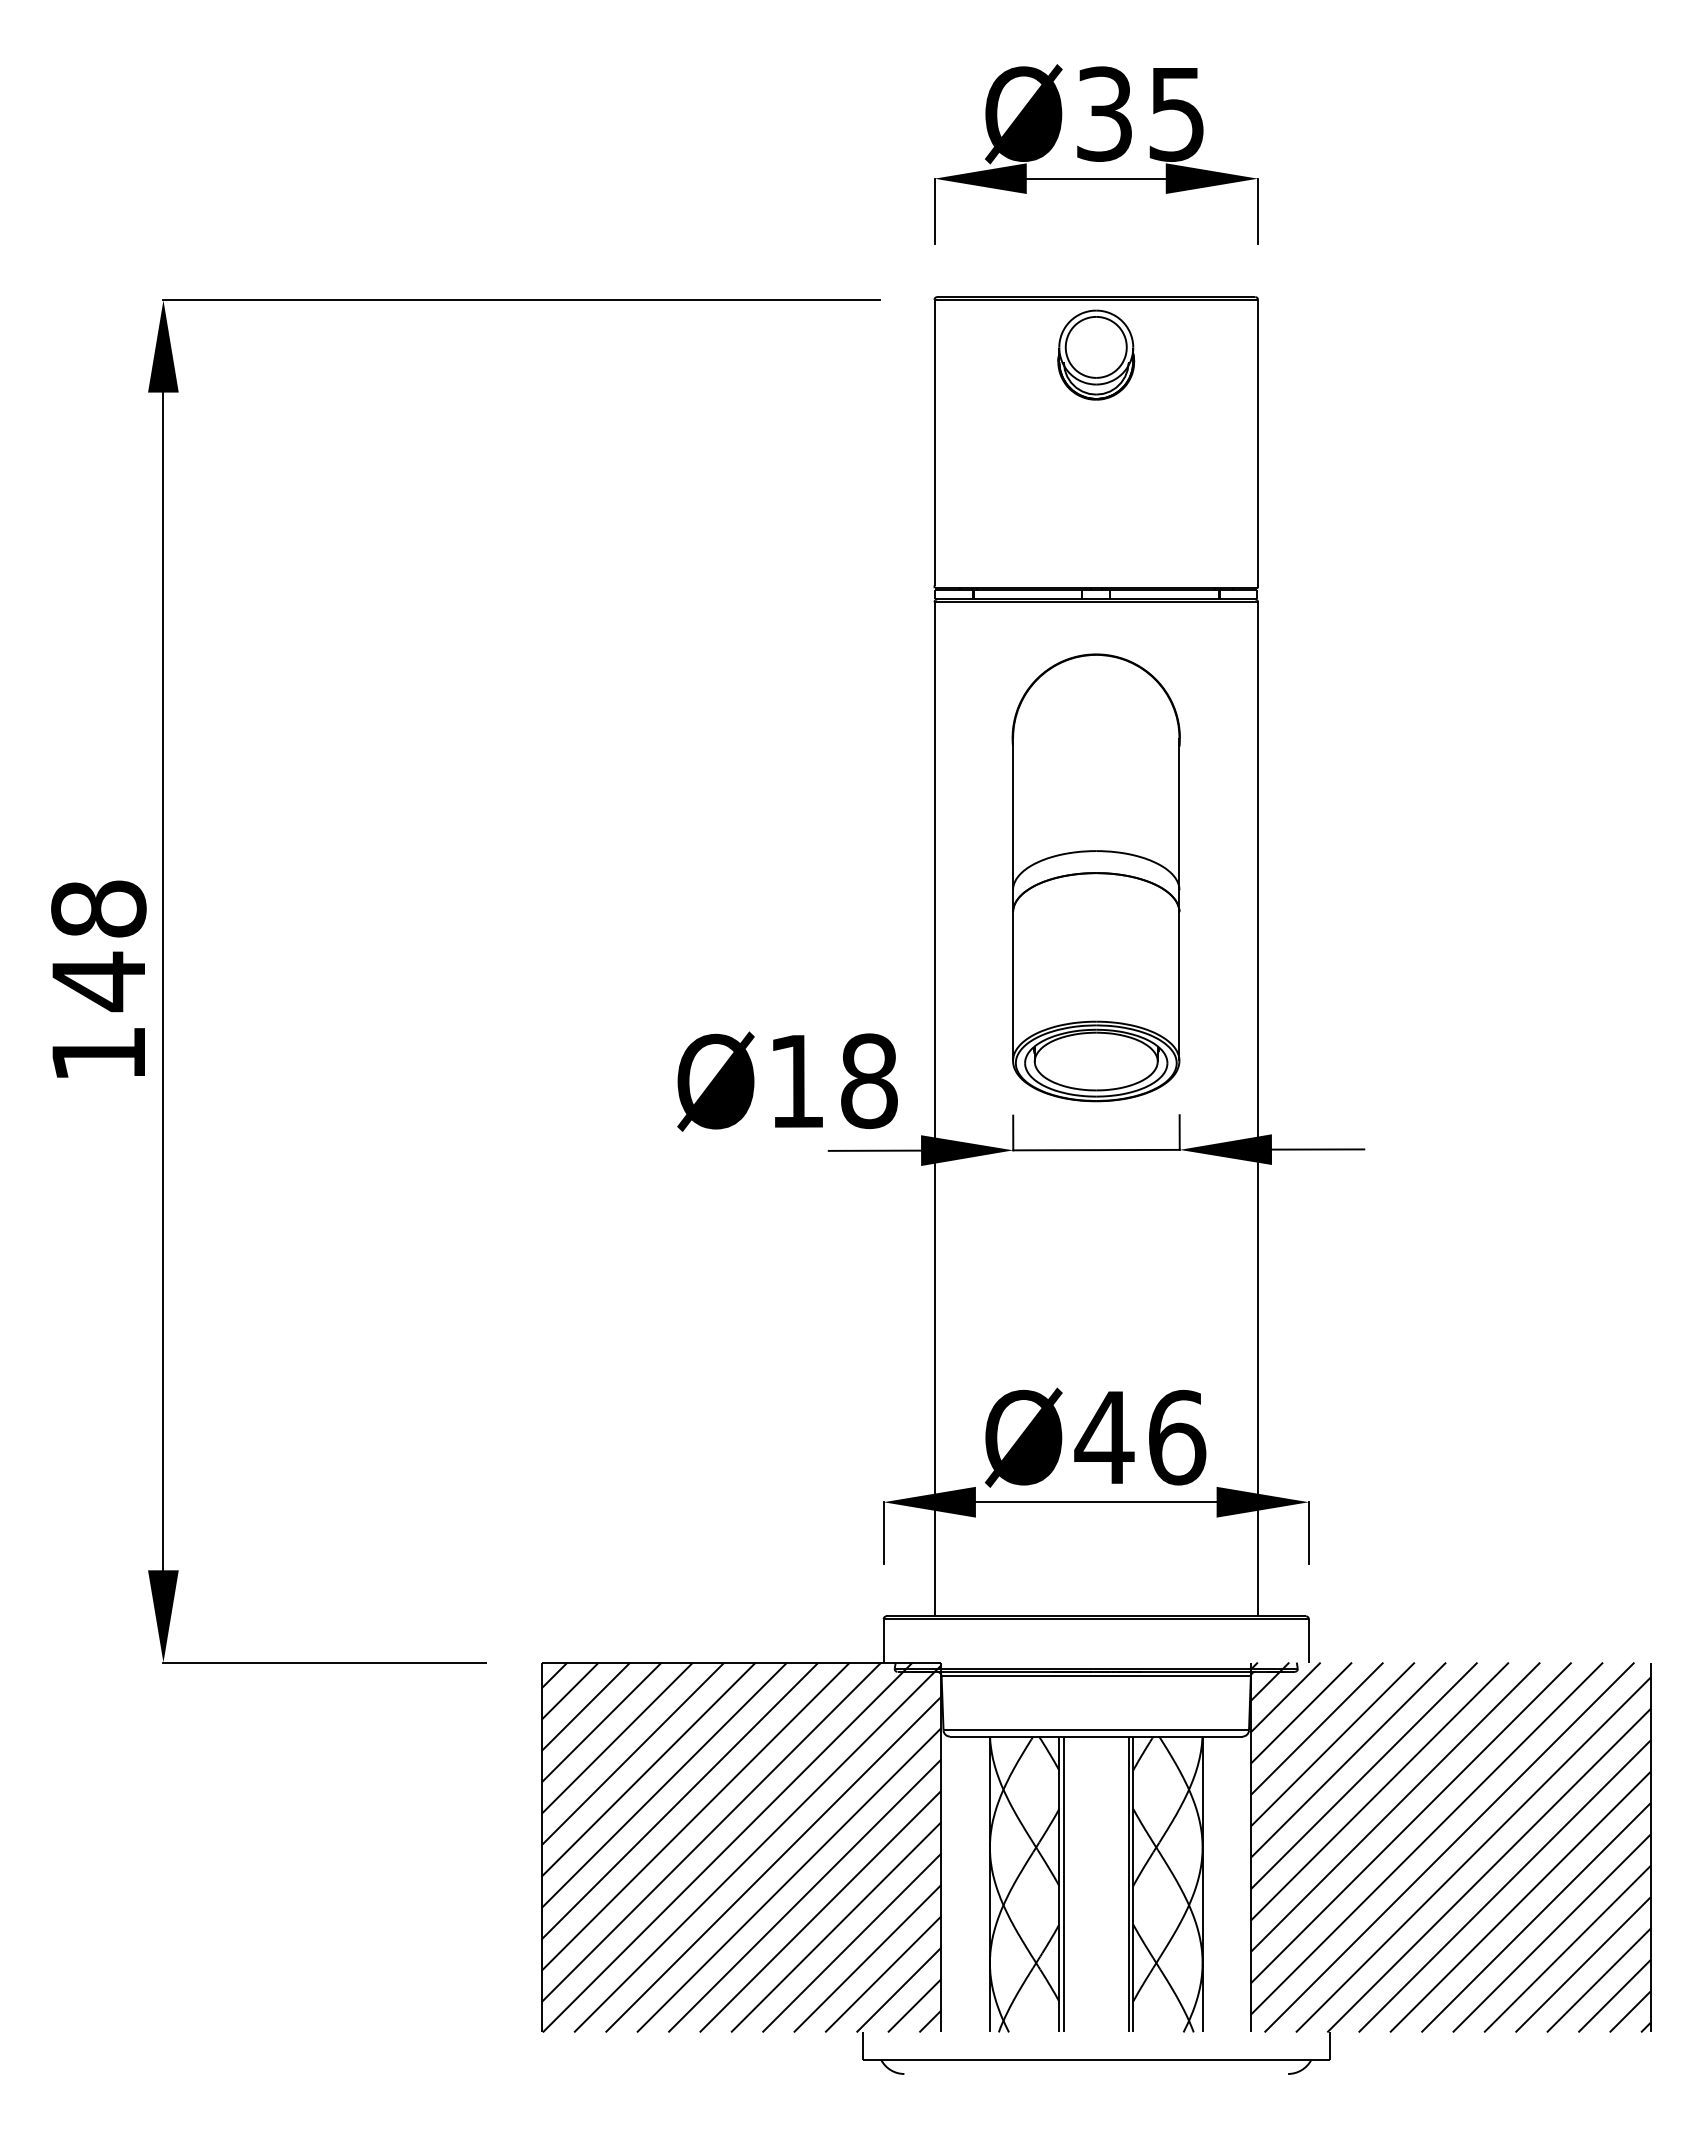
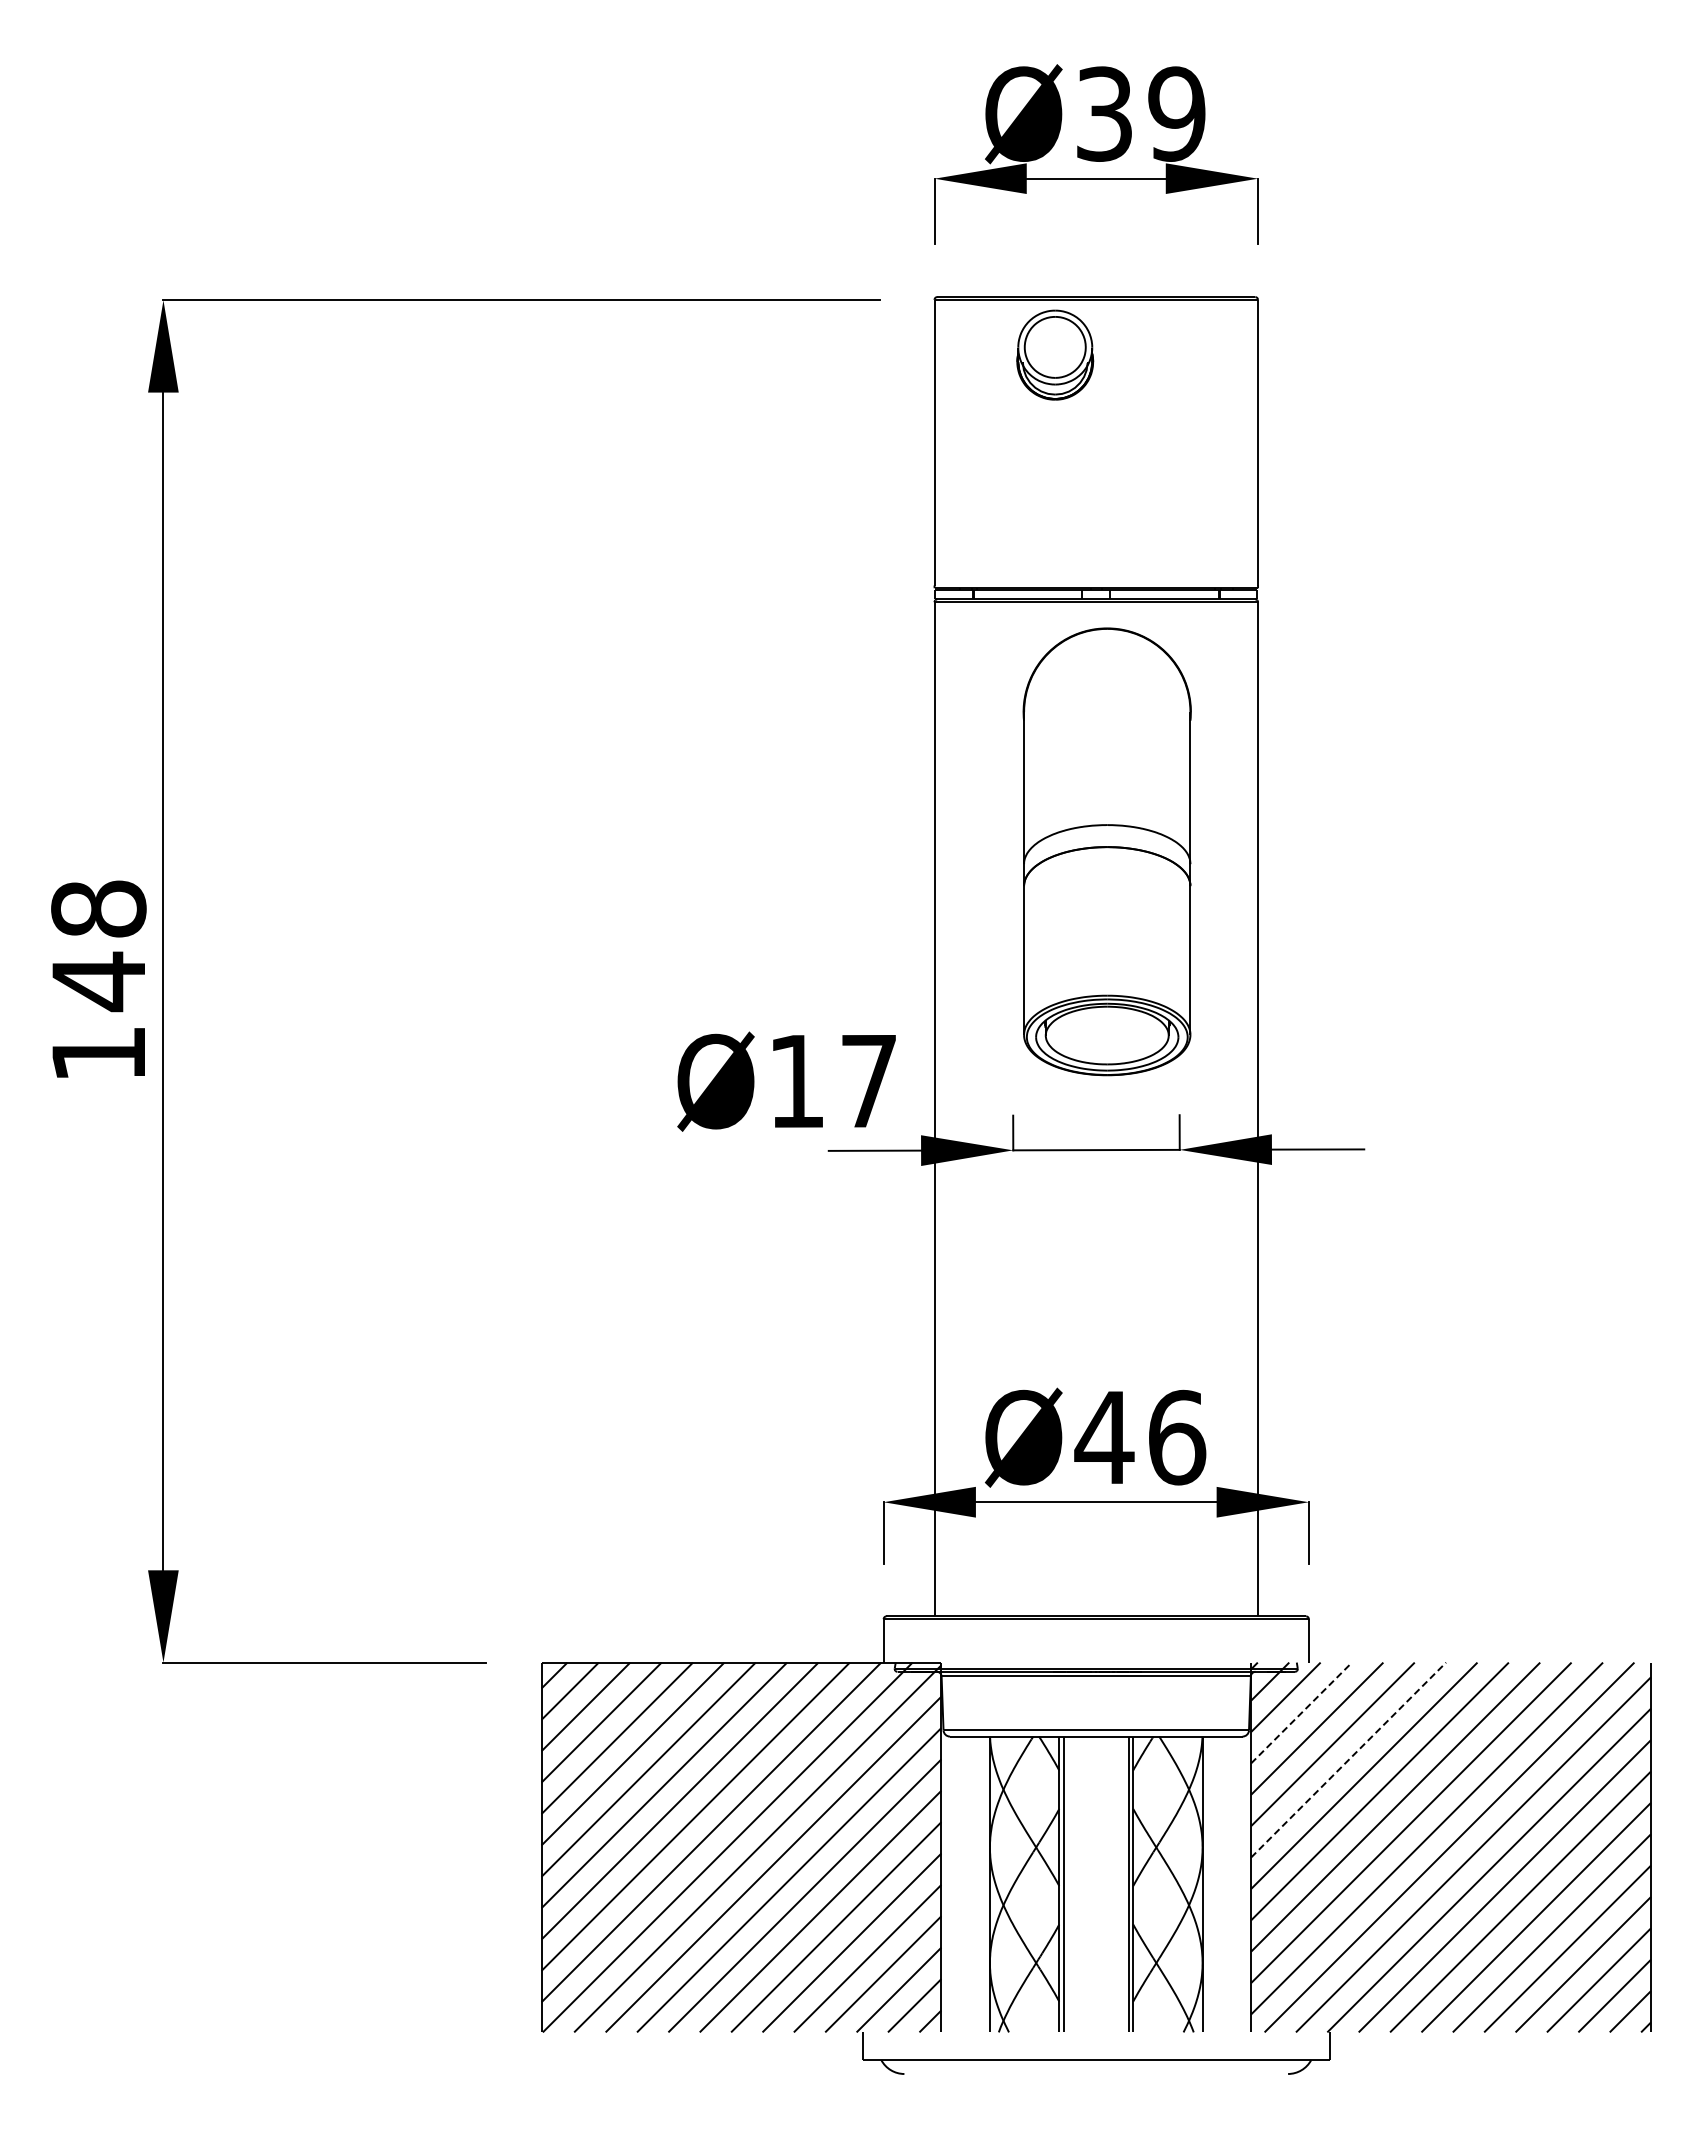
text: Ø35 -> Ø39 (1176, 113)
part position: (1096, 354) -> (1055, 354) (1055, 354)
part position: (1095, 877) -> (1106, 851) (1106, 851)
text: Ø18 -> Ø17 (869, 1081)
line: solid -> dashed (1301, 1712)
line: solid -> dashed (1348, 1760)
